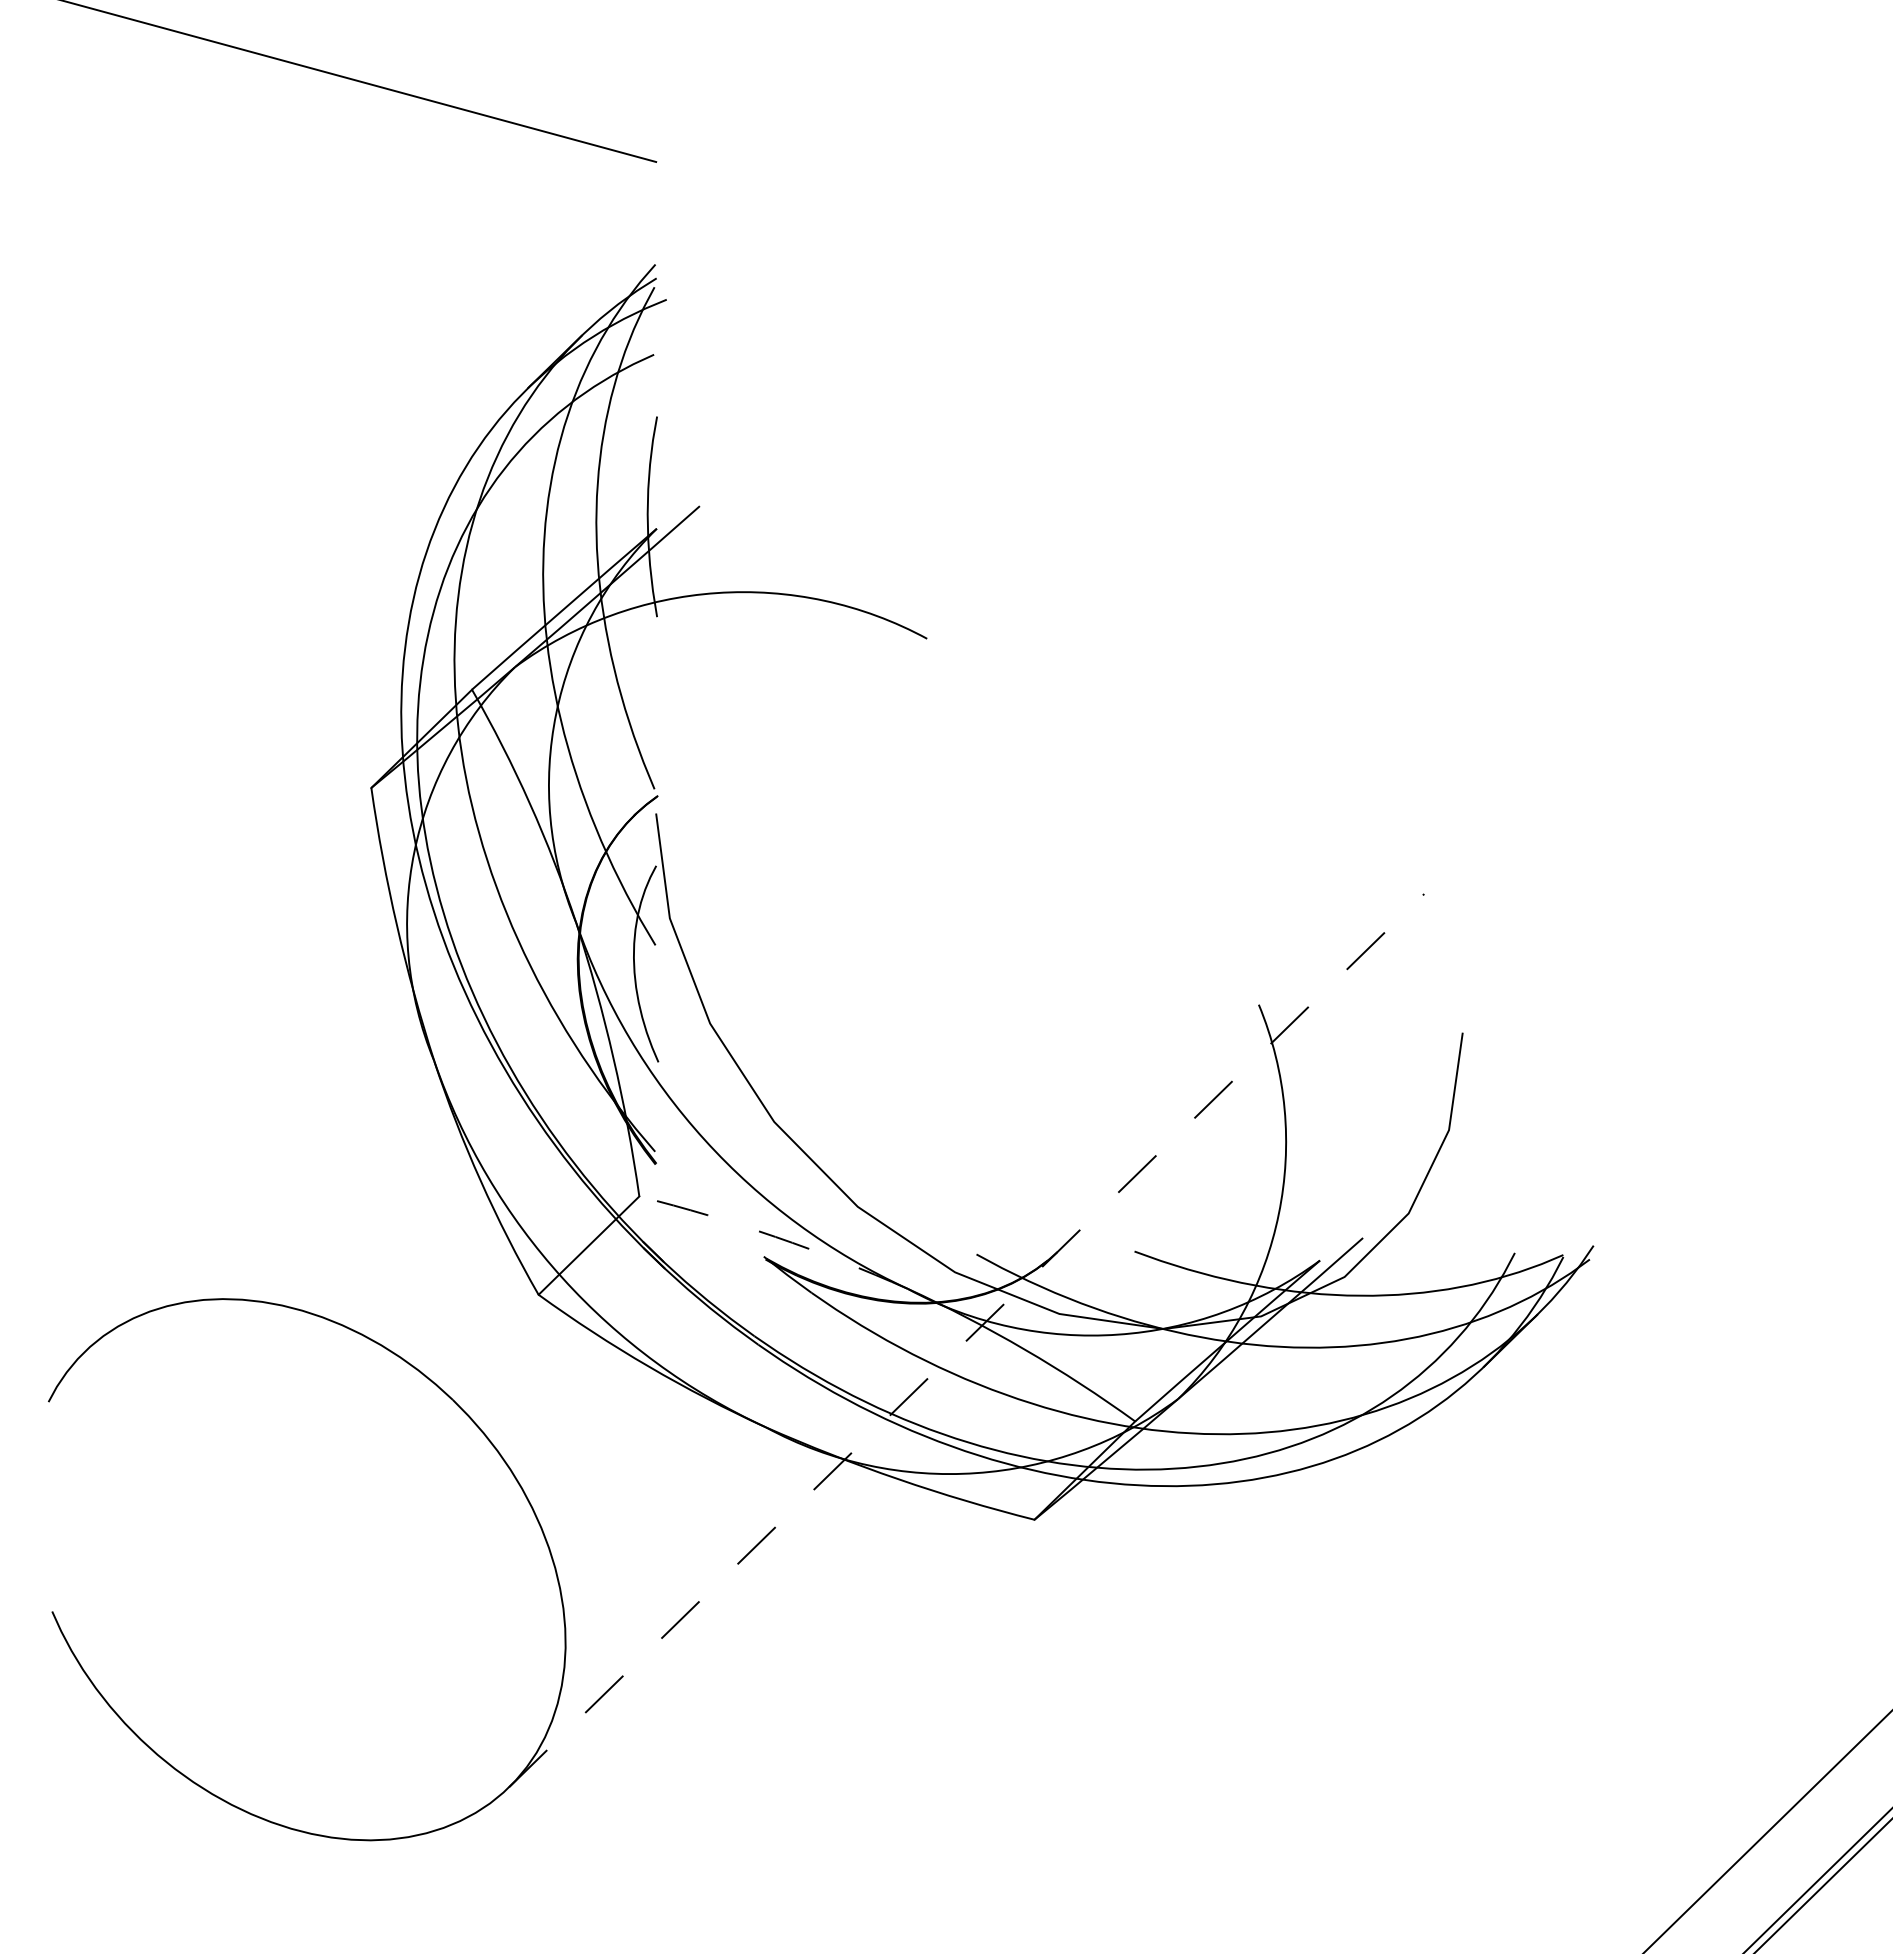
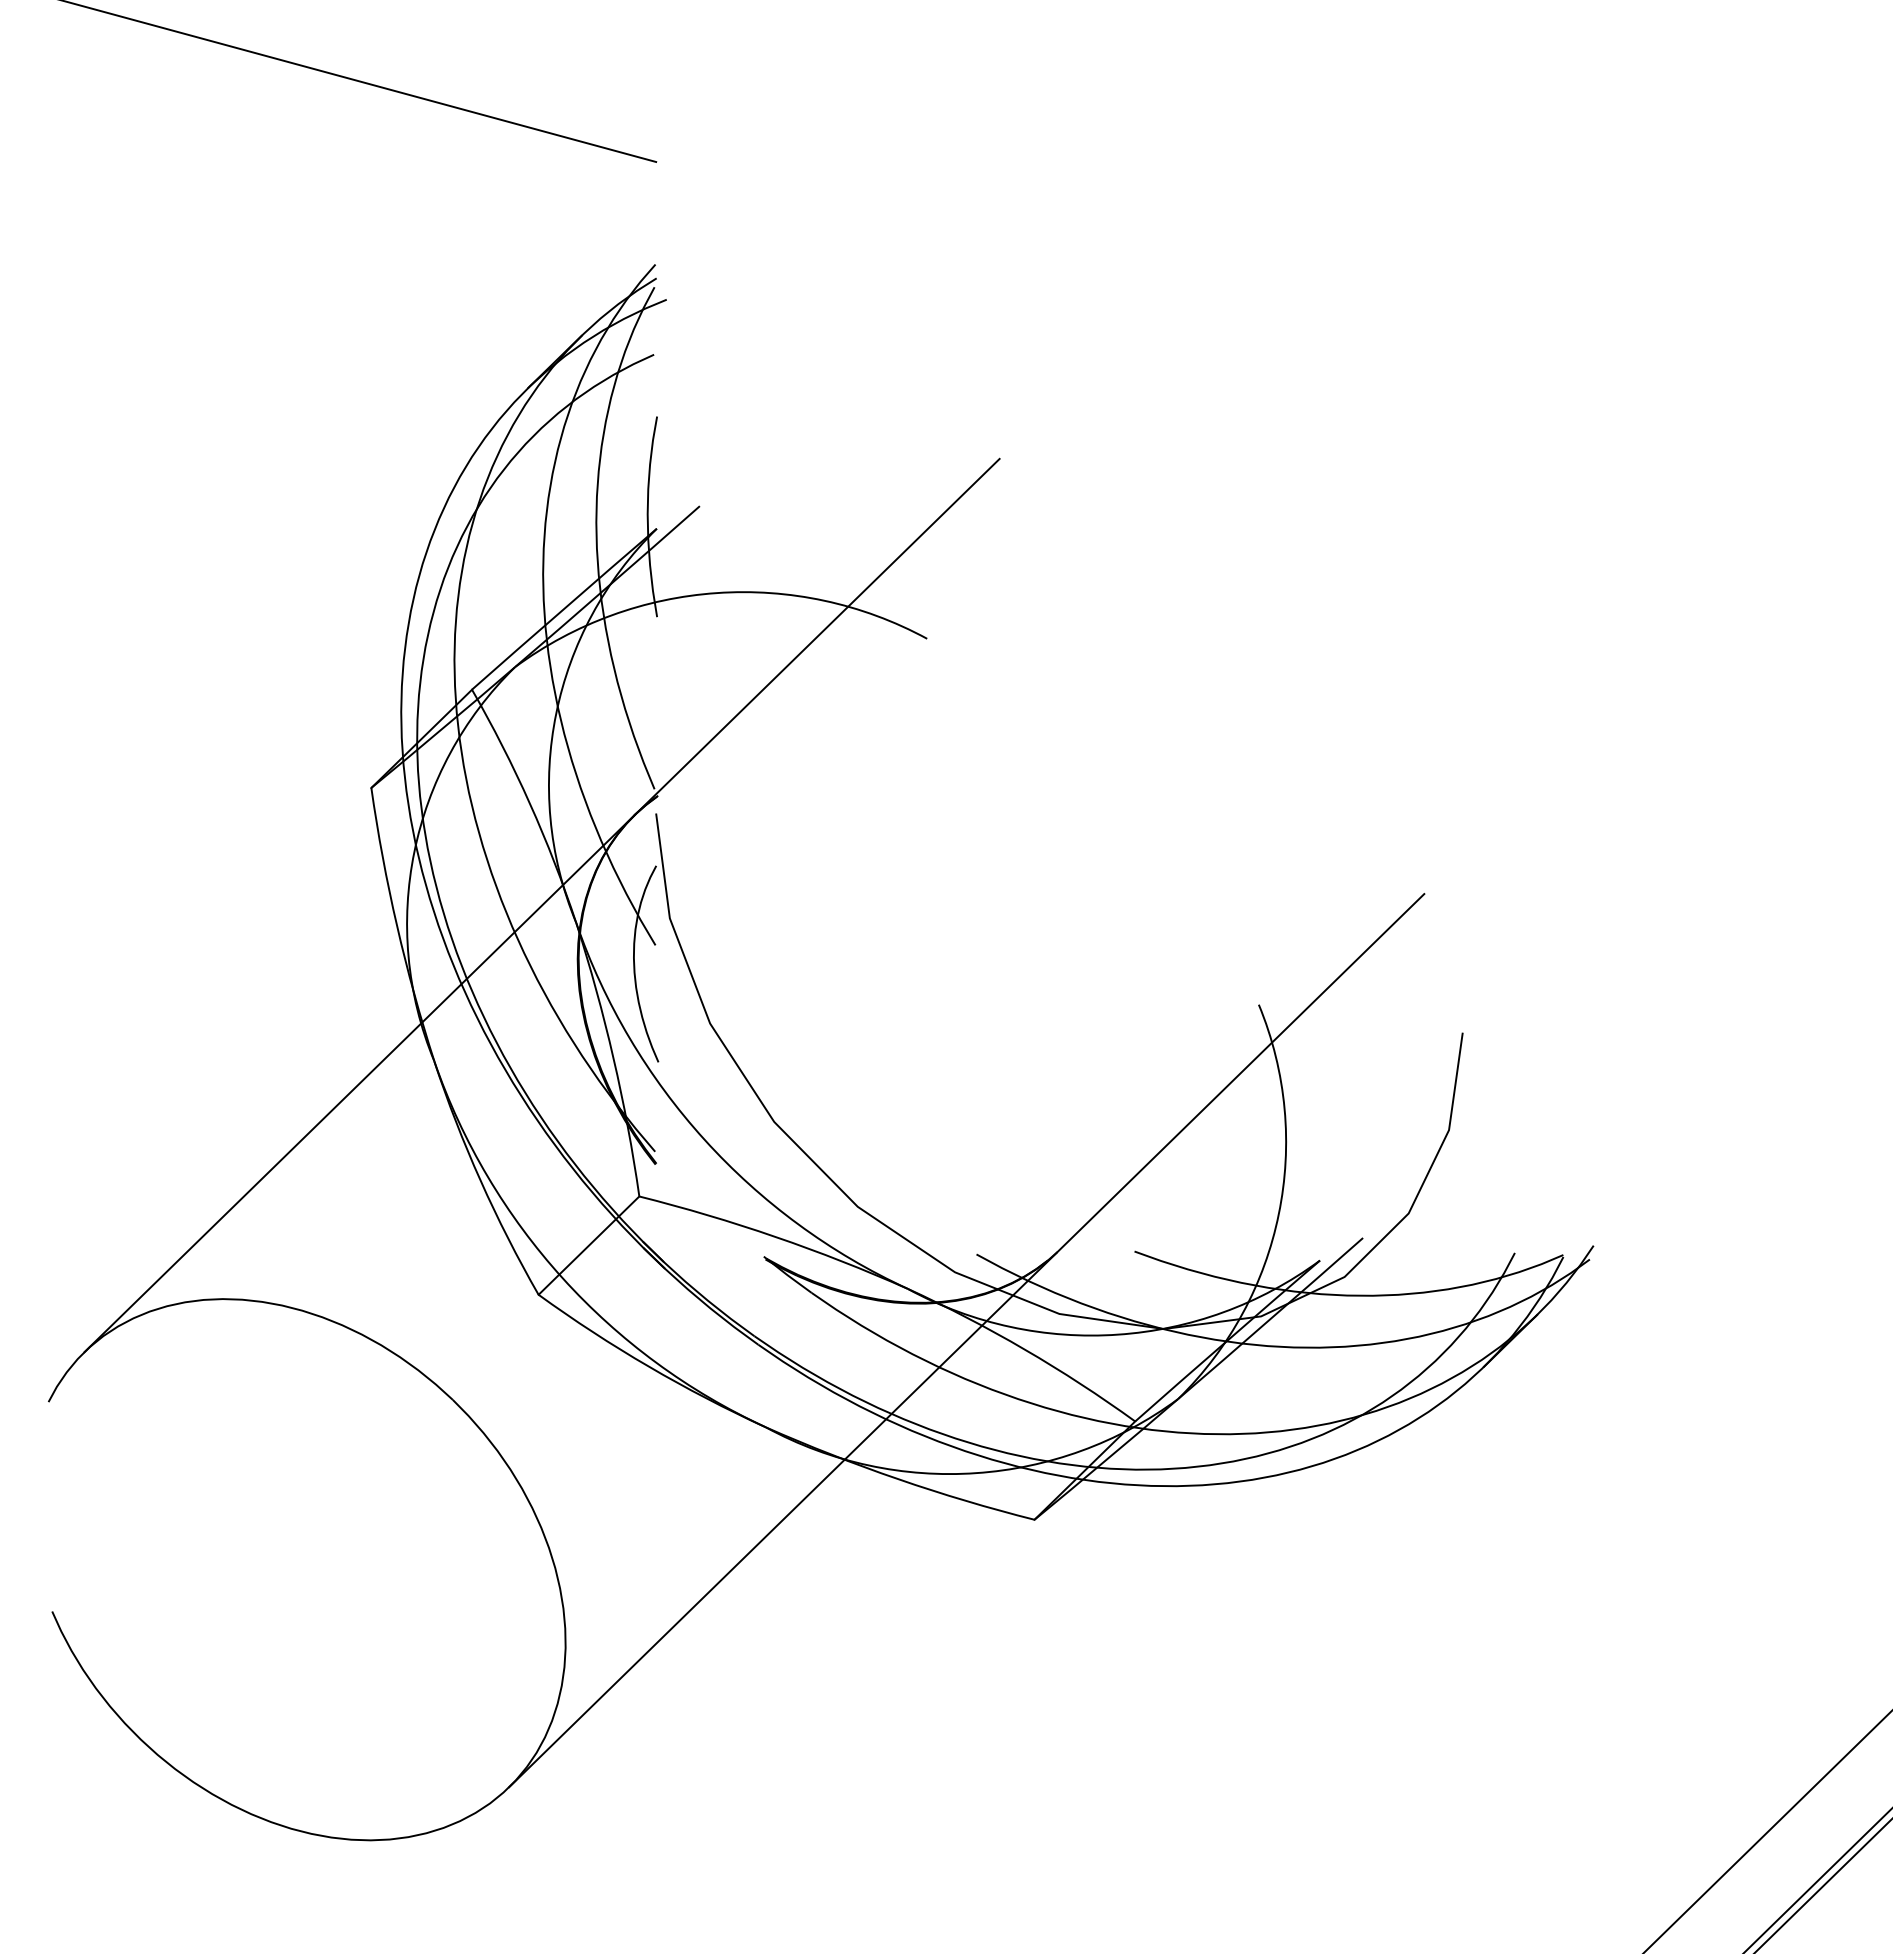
line: none -> present (541, 905)
arc: dashed -> solid (775, 1236)
line: dashed -> solid (967, 1340)
